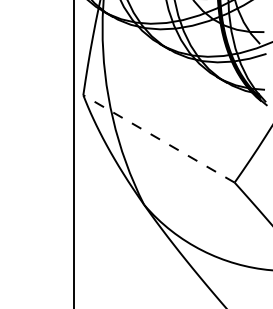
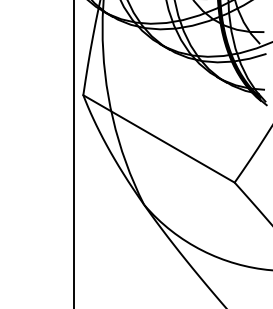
line: dashed -> solid (158, 138)
